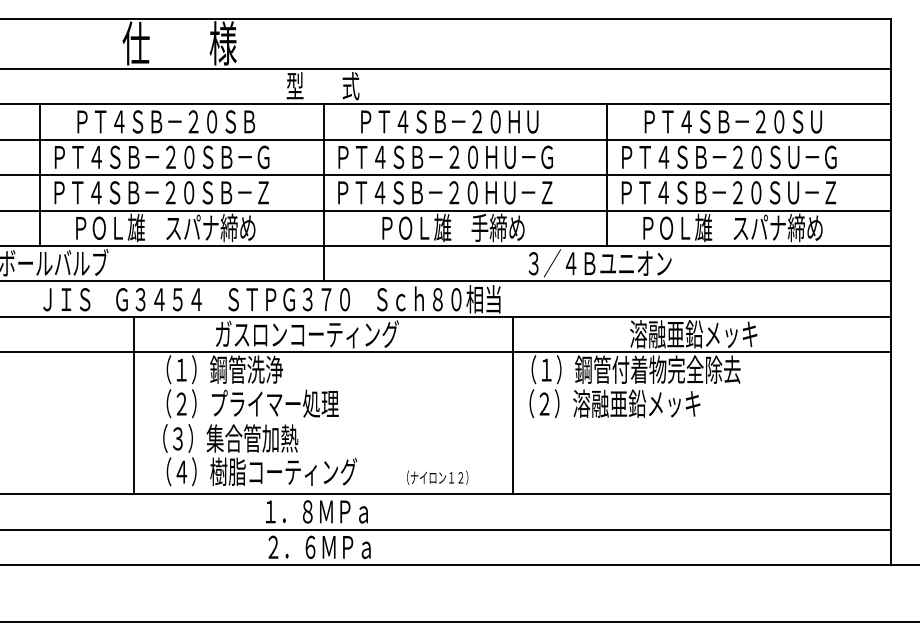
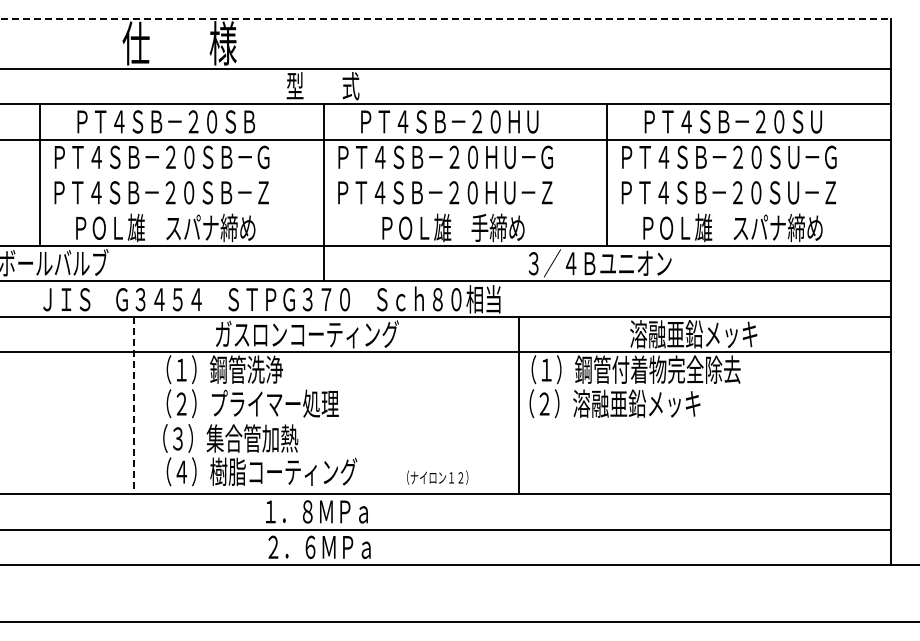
line: solid -> dashed (446, 19)
line: present -> none (446, 175)
line: present -> none (446, 210)
line: solid -> dashed (134, 405)
line position: (512, 405) -> (518, 405) (518, 405)
